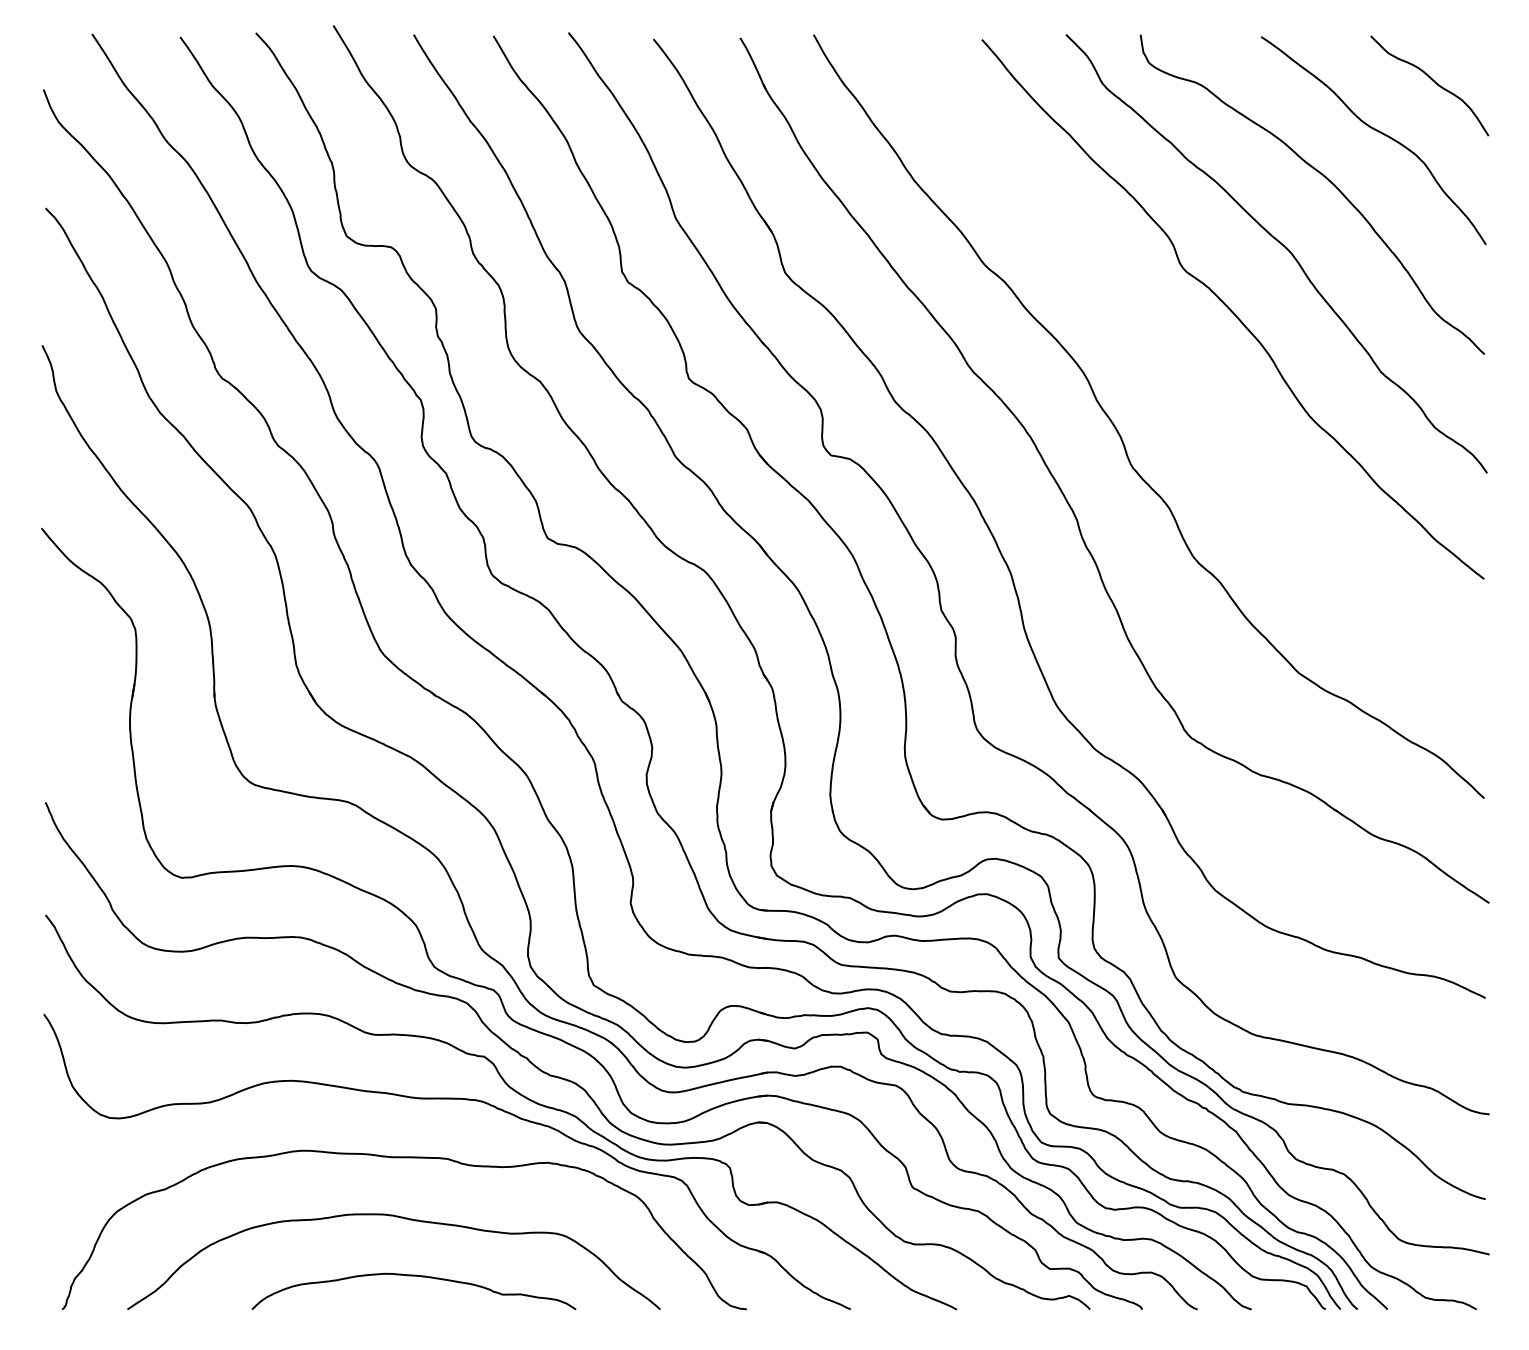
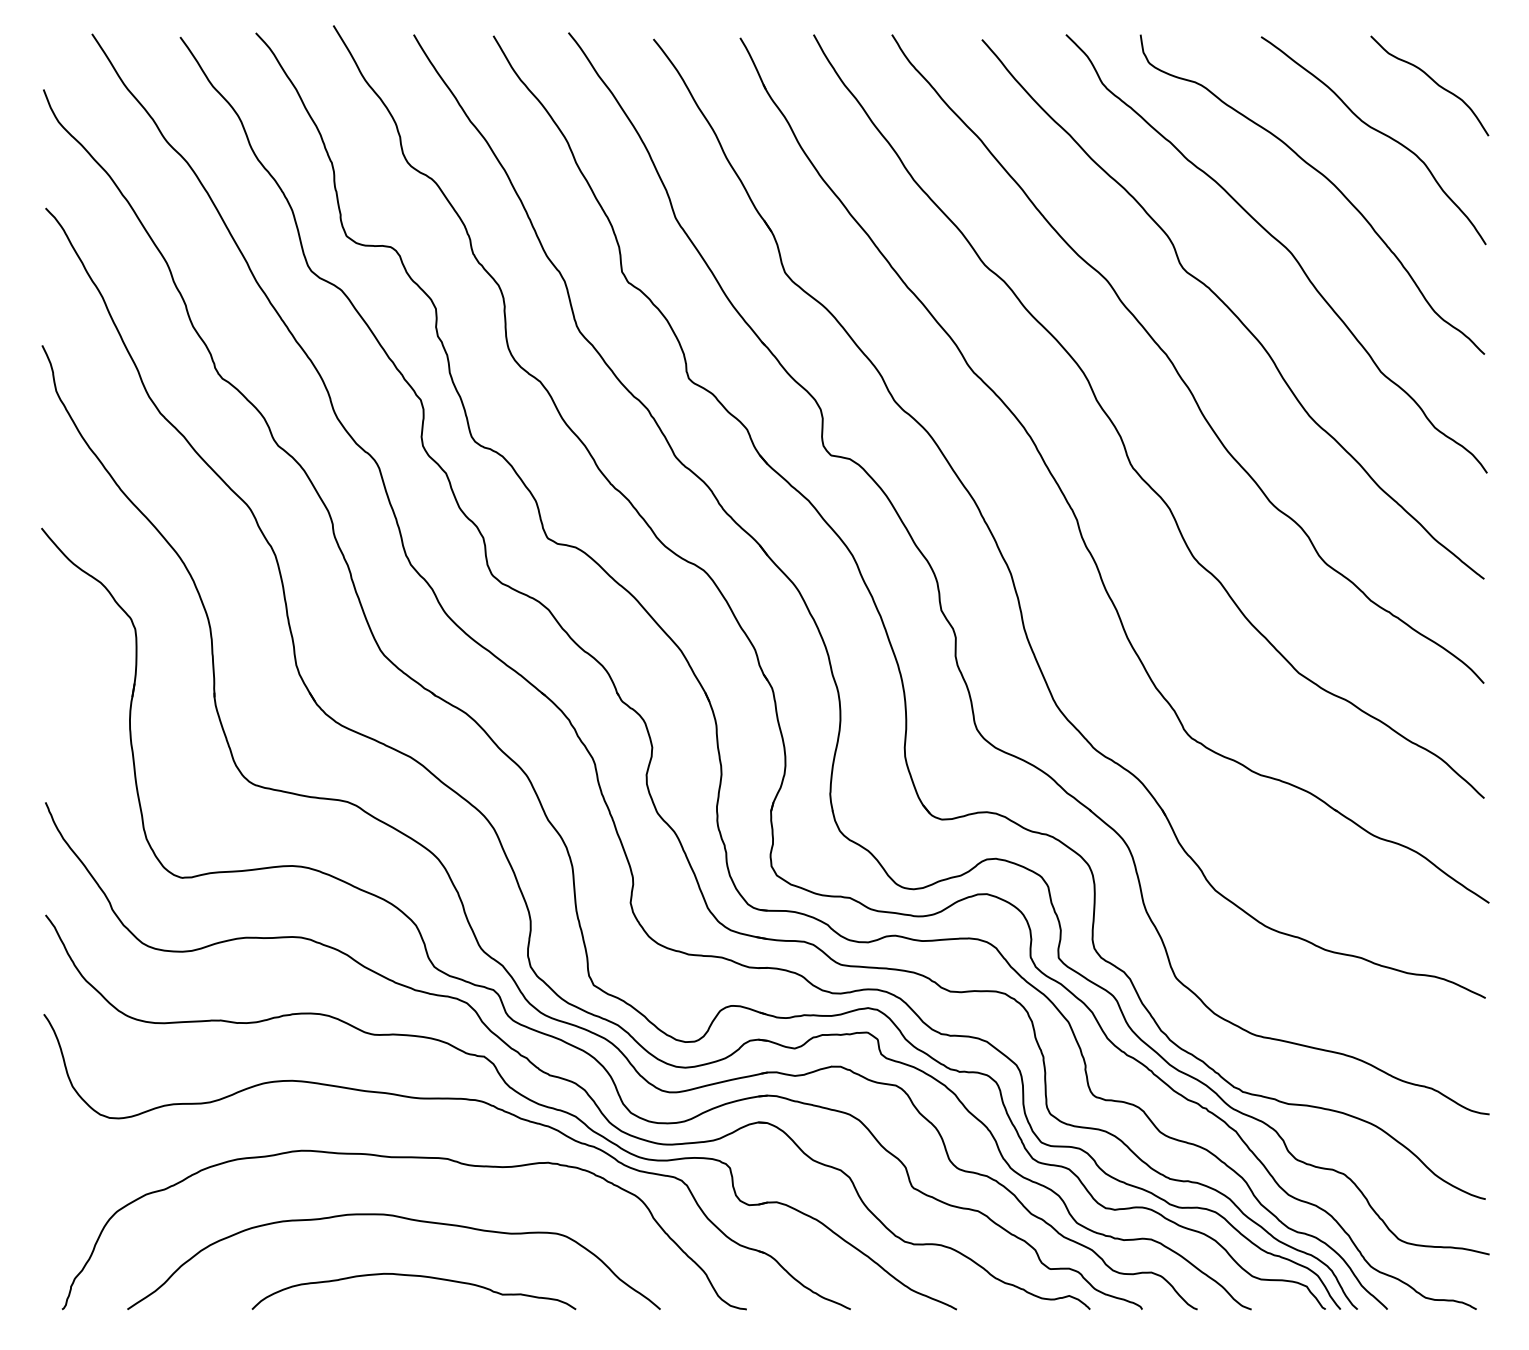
curve: none -> present (1174, 364)
